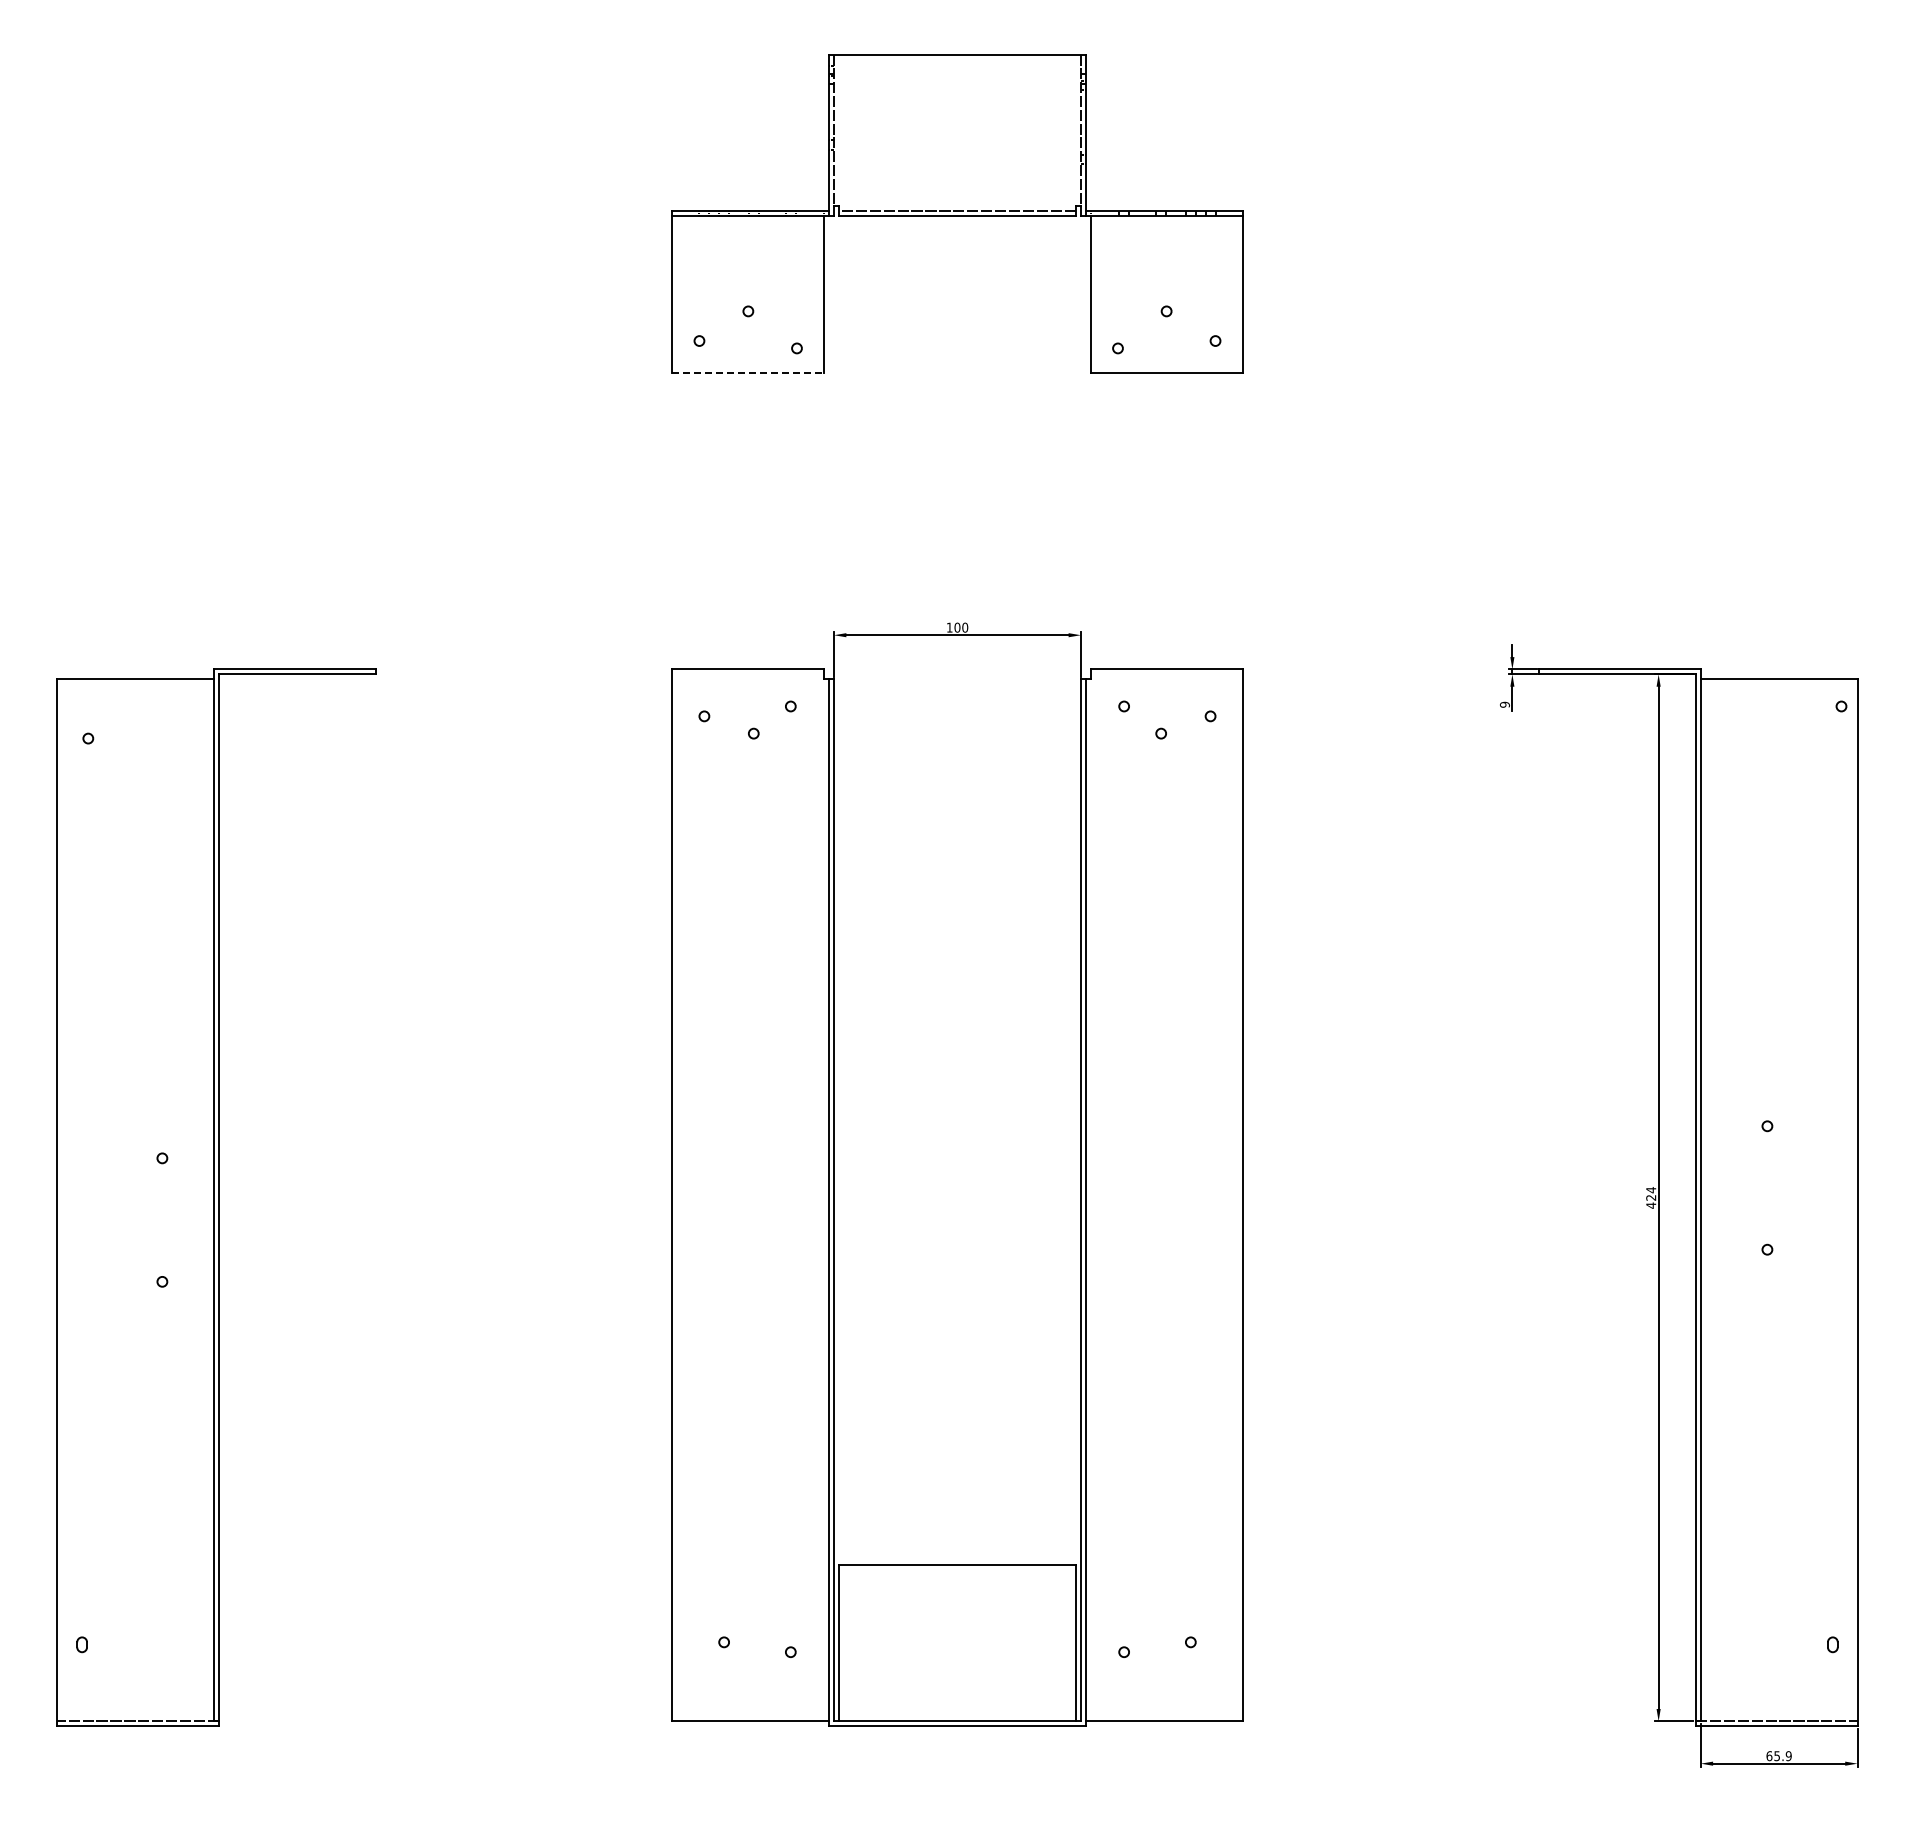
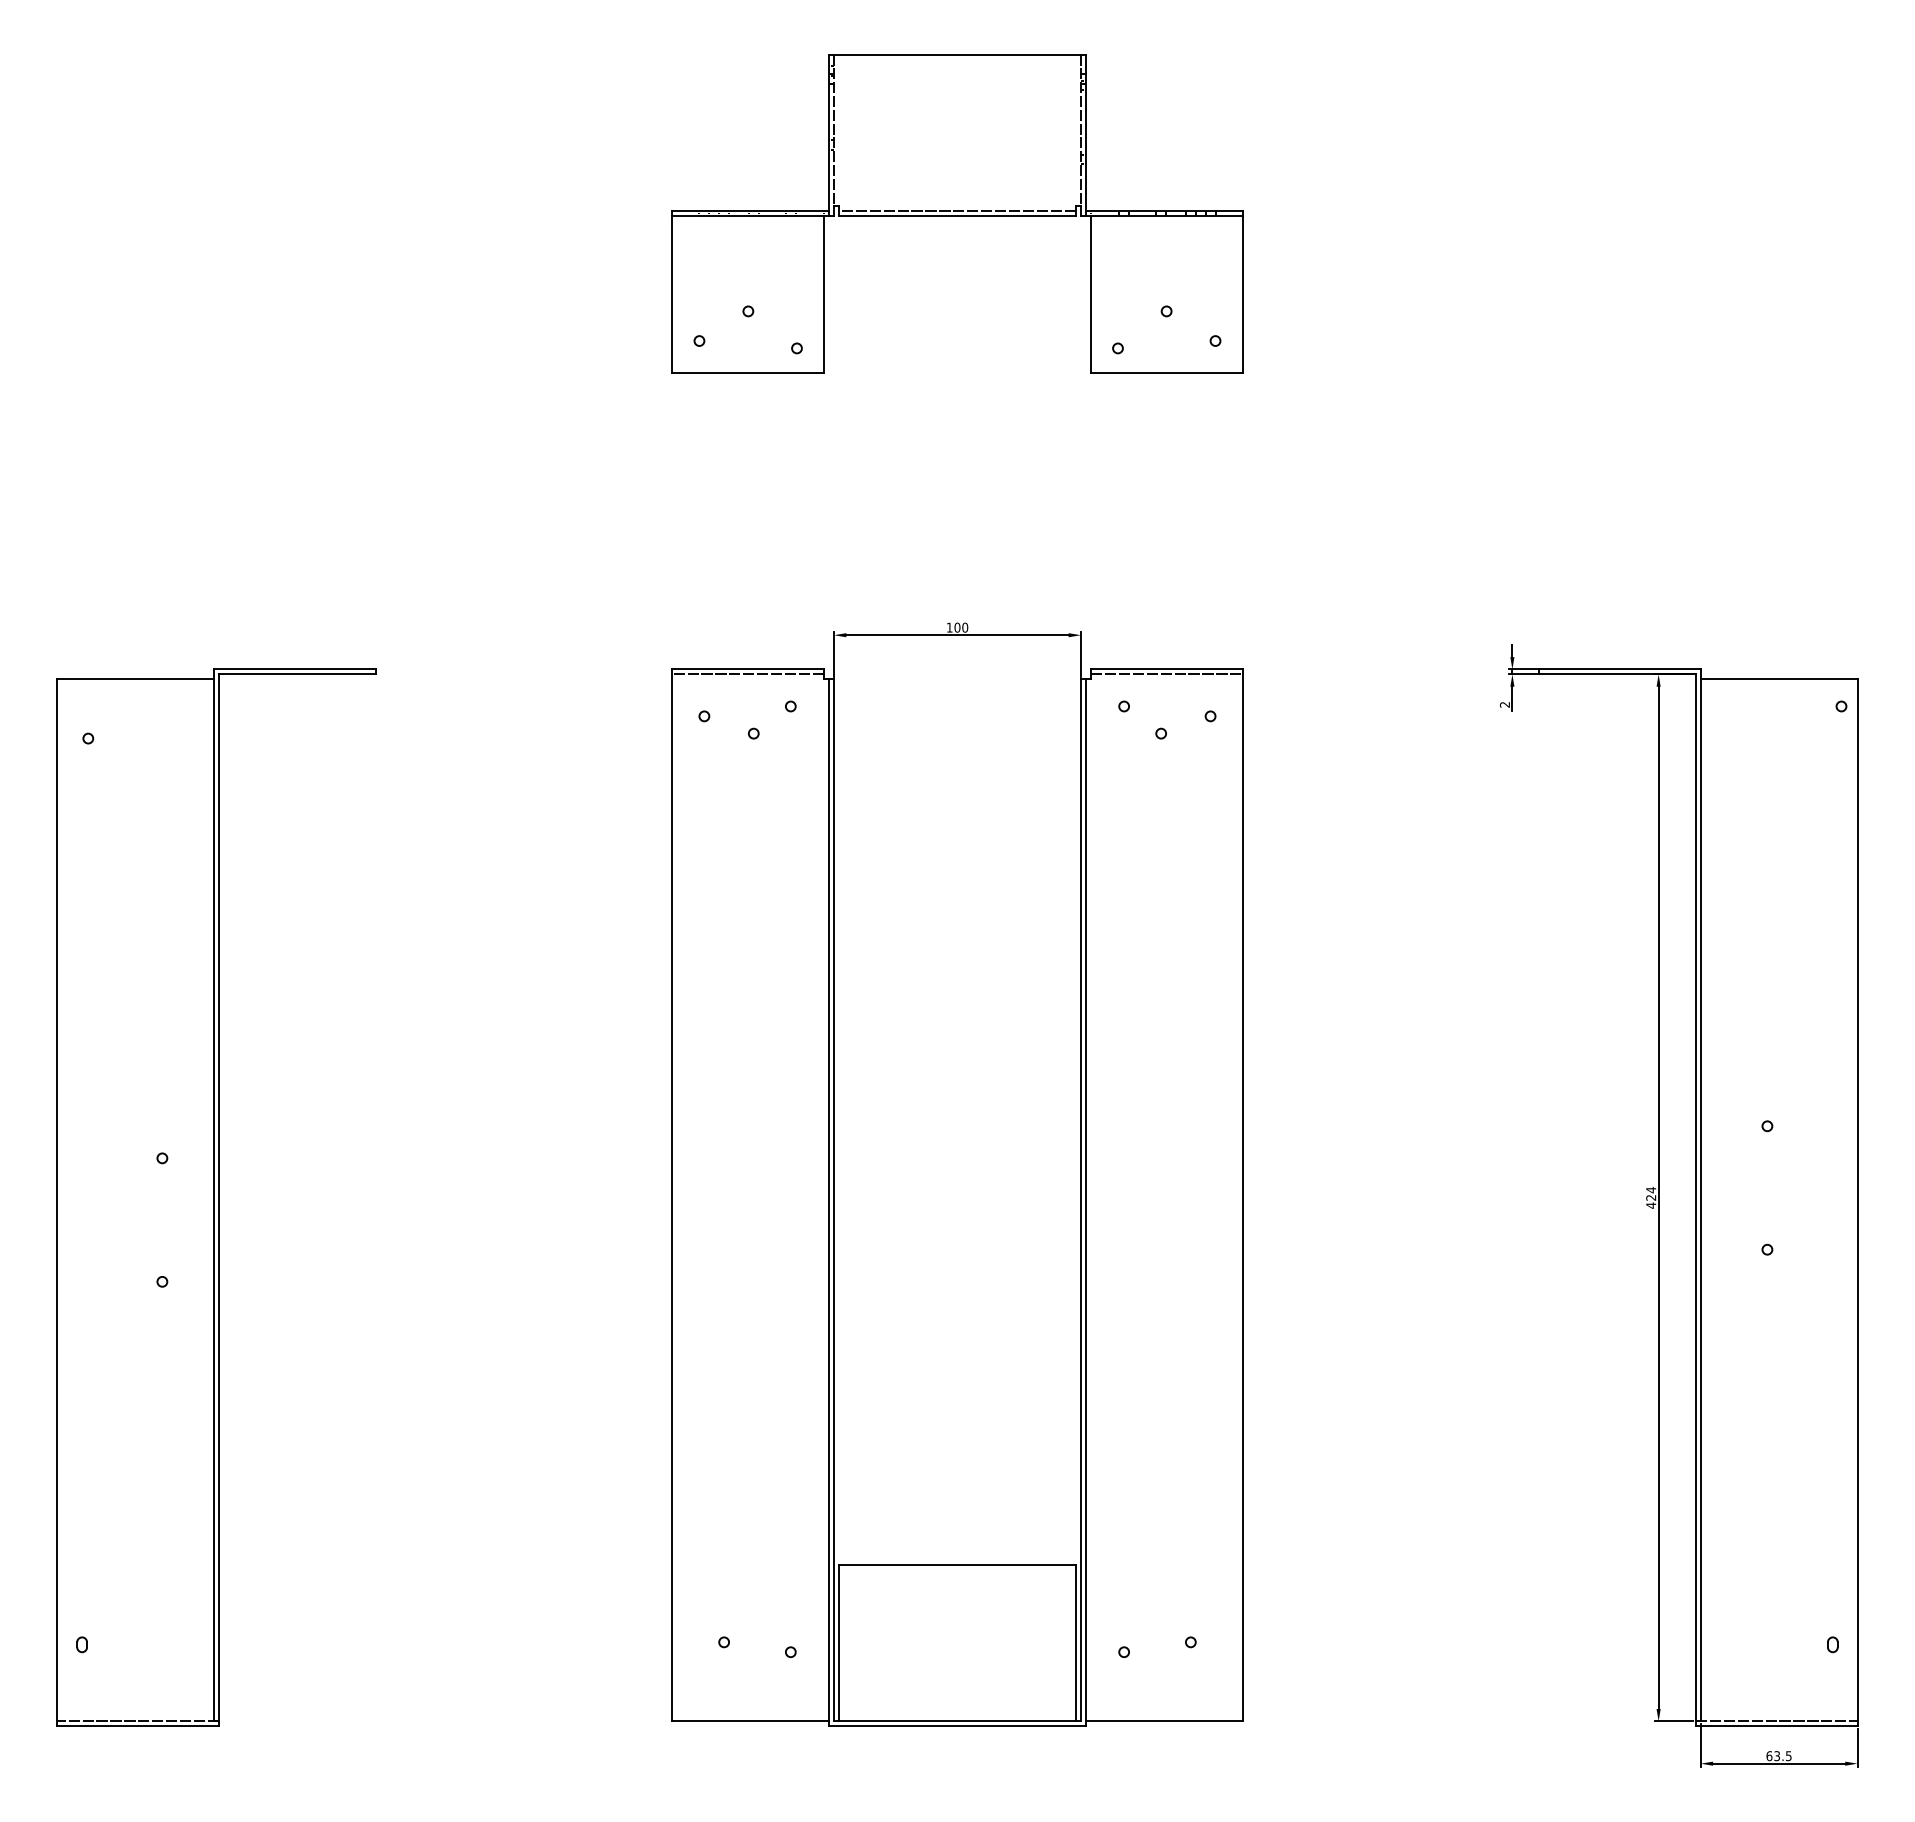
line: dashed -> solid (748, 373)
line: none -> present (748, 674)
line: none -> present (1166, 674)
text: 9 -> 2 (1504, 704)
text: 65.9 -> 63.5 (1782, 1755)
